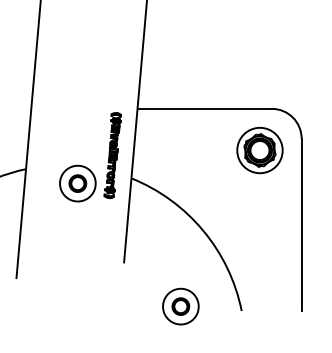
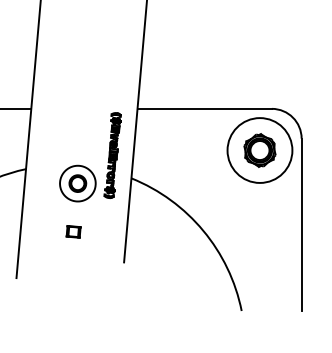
line: none -> present (16, 108)
circle diameter: 45 px -> 65 px (259, 150)
part: none -> present (73, 231)
part: present -> none (180, 306)
